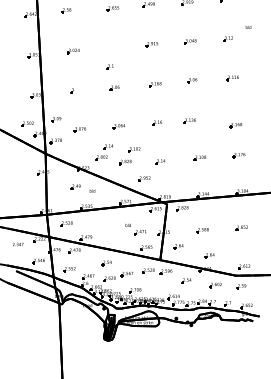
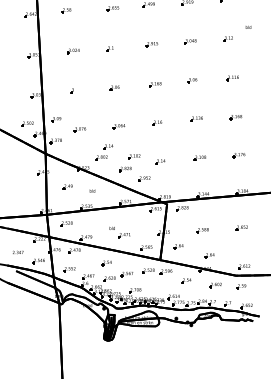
part position: (109, 66) -> (109, 48) (109, 48)
part position: (189, 120) -> (196, 118) (196, 118)
part position: (235, 125) -> (235, 117) (235, 117)
part position: (129, 156) -> (129, 163) (129, 163)
part position: (75, 186) -> (67, 186) (67, 186)
part position: (135, 229) -> (119, 232) (119, 232)
text position: (18, 244) -> (18, 252) (18, 252)
